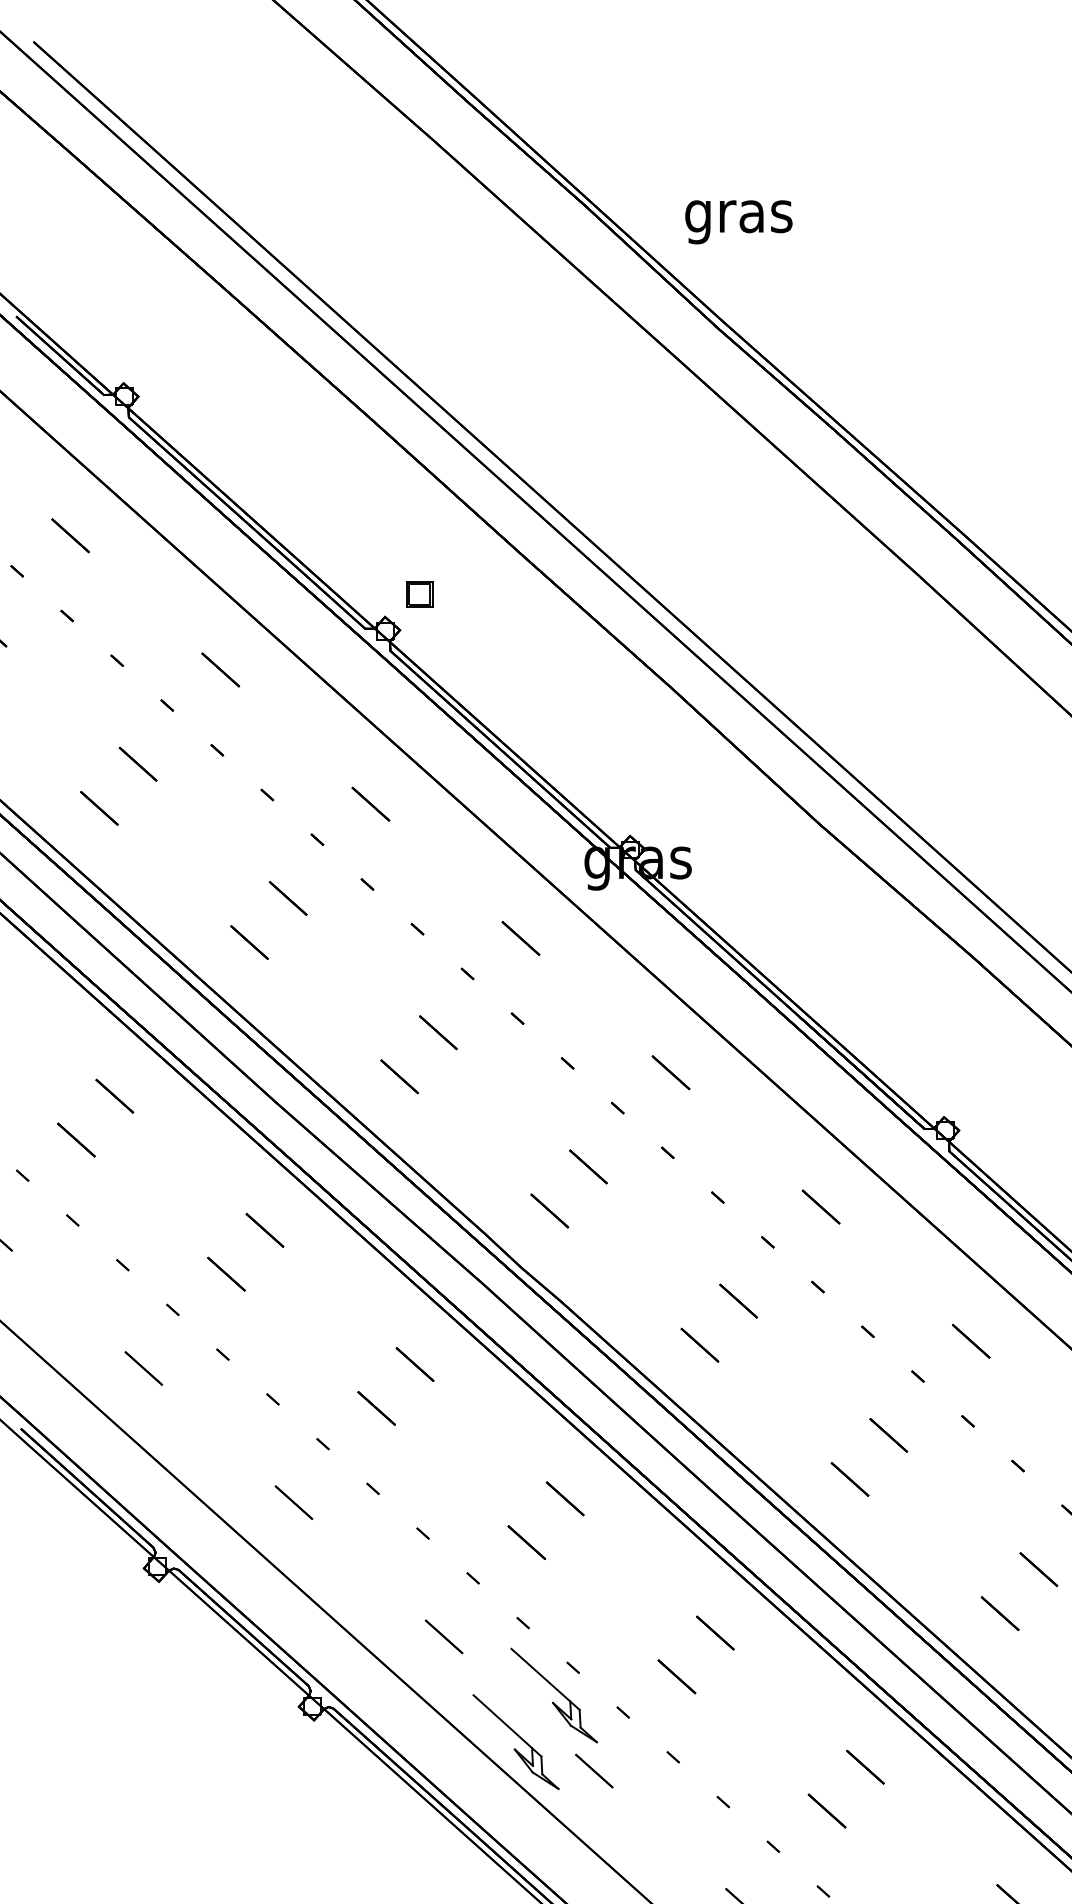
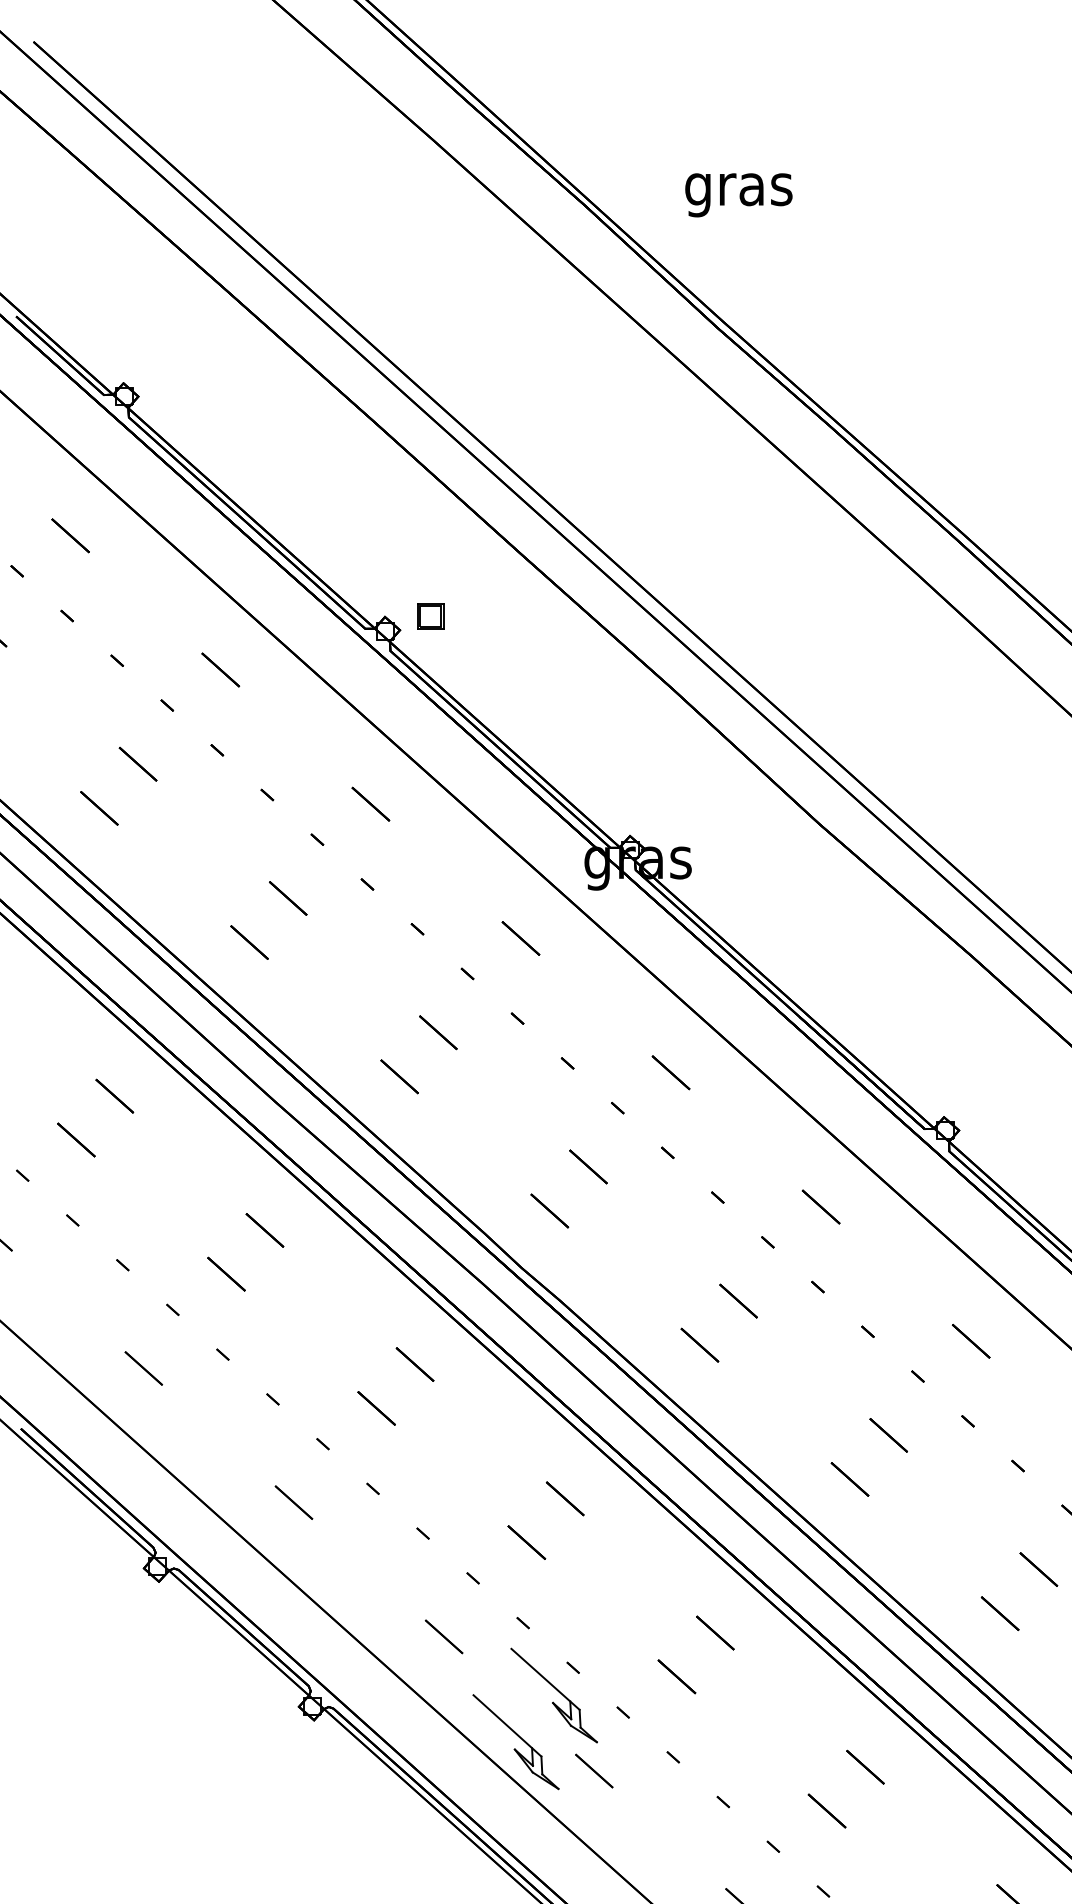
text position: (738, 222) -> (738, 195) (738, 195)
part position: (419, 594) -> (430, 616) (430, 616)
